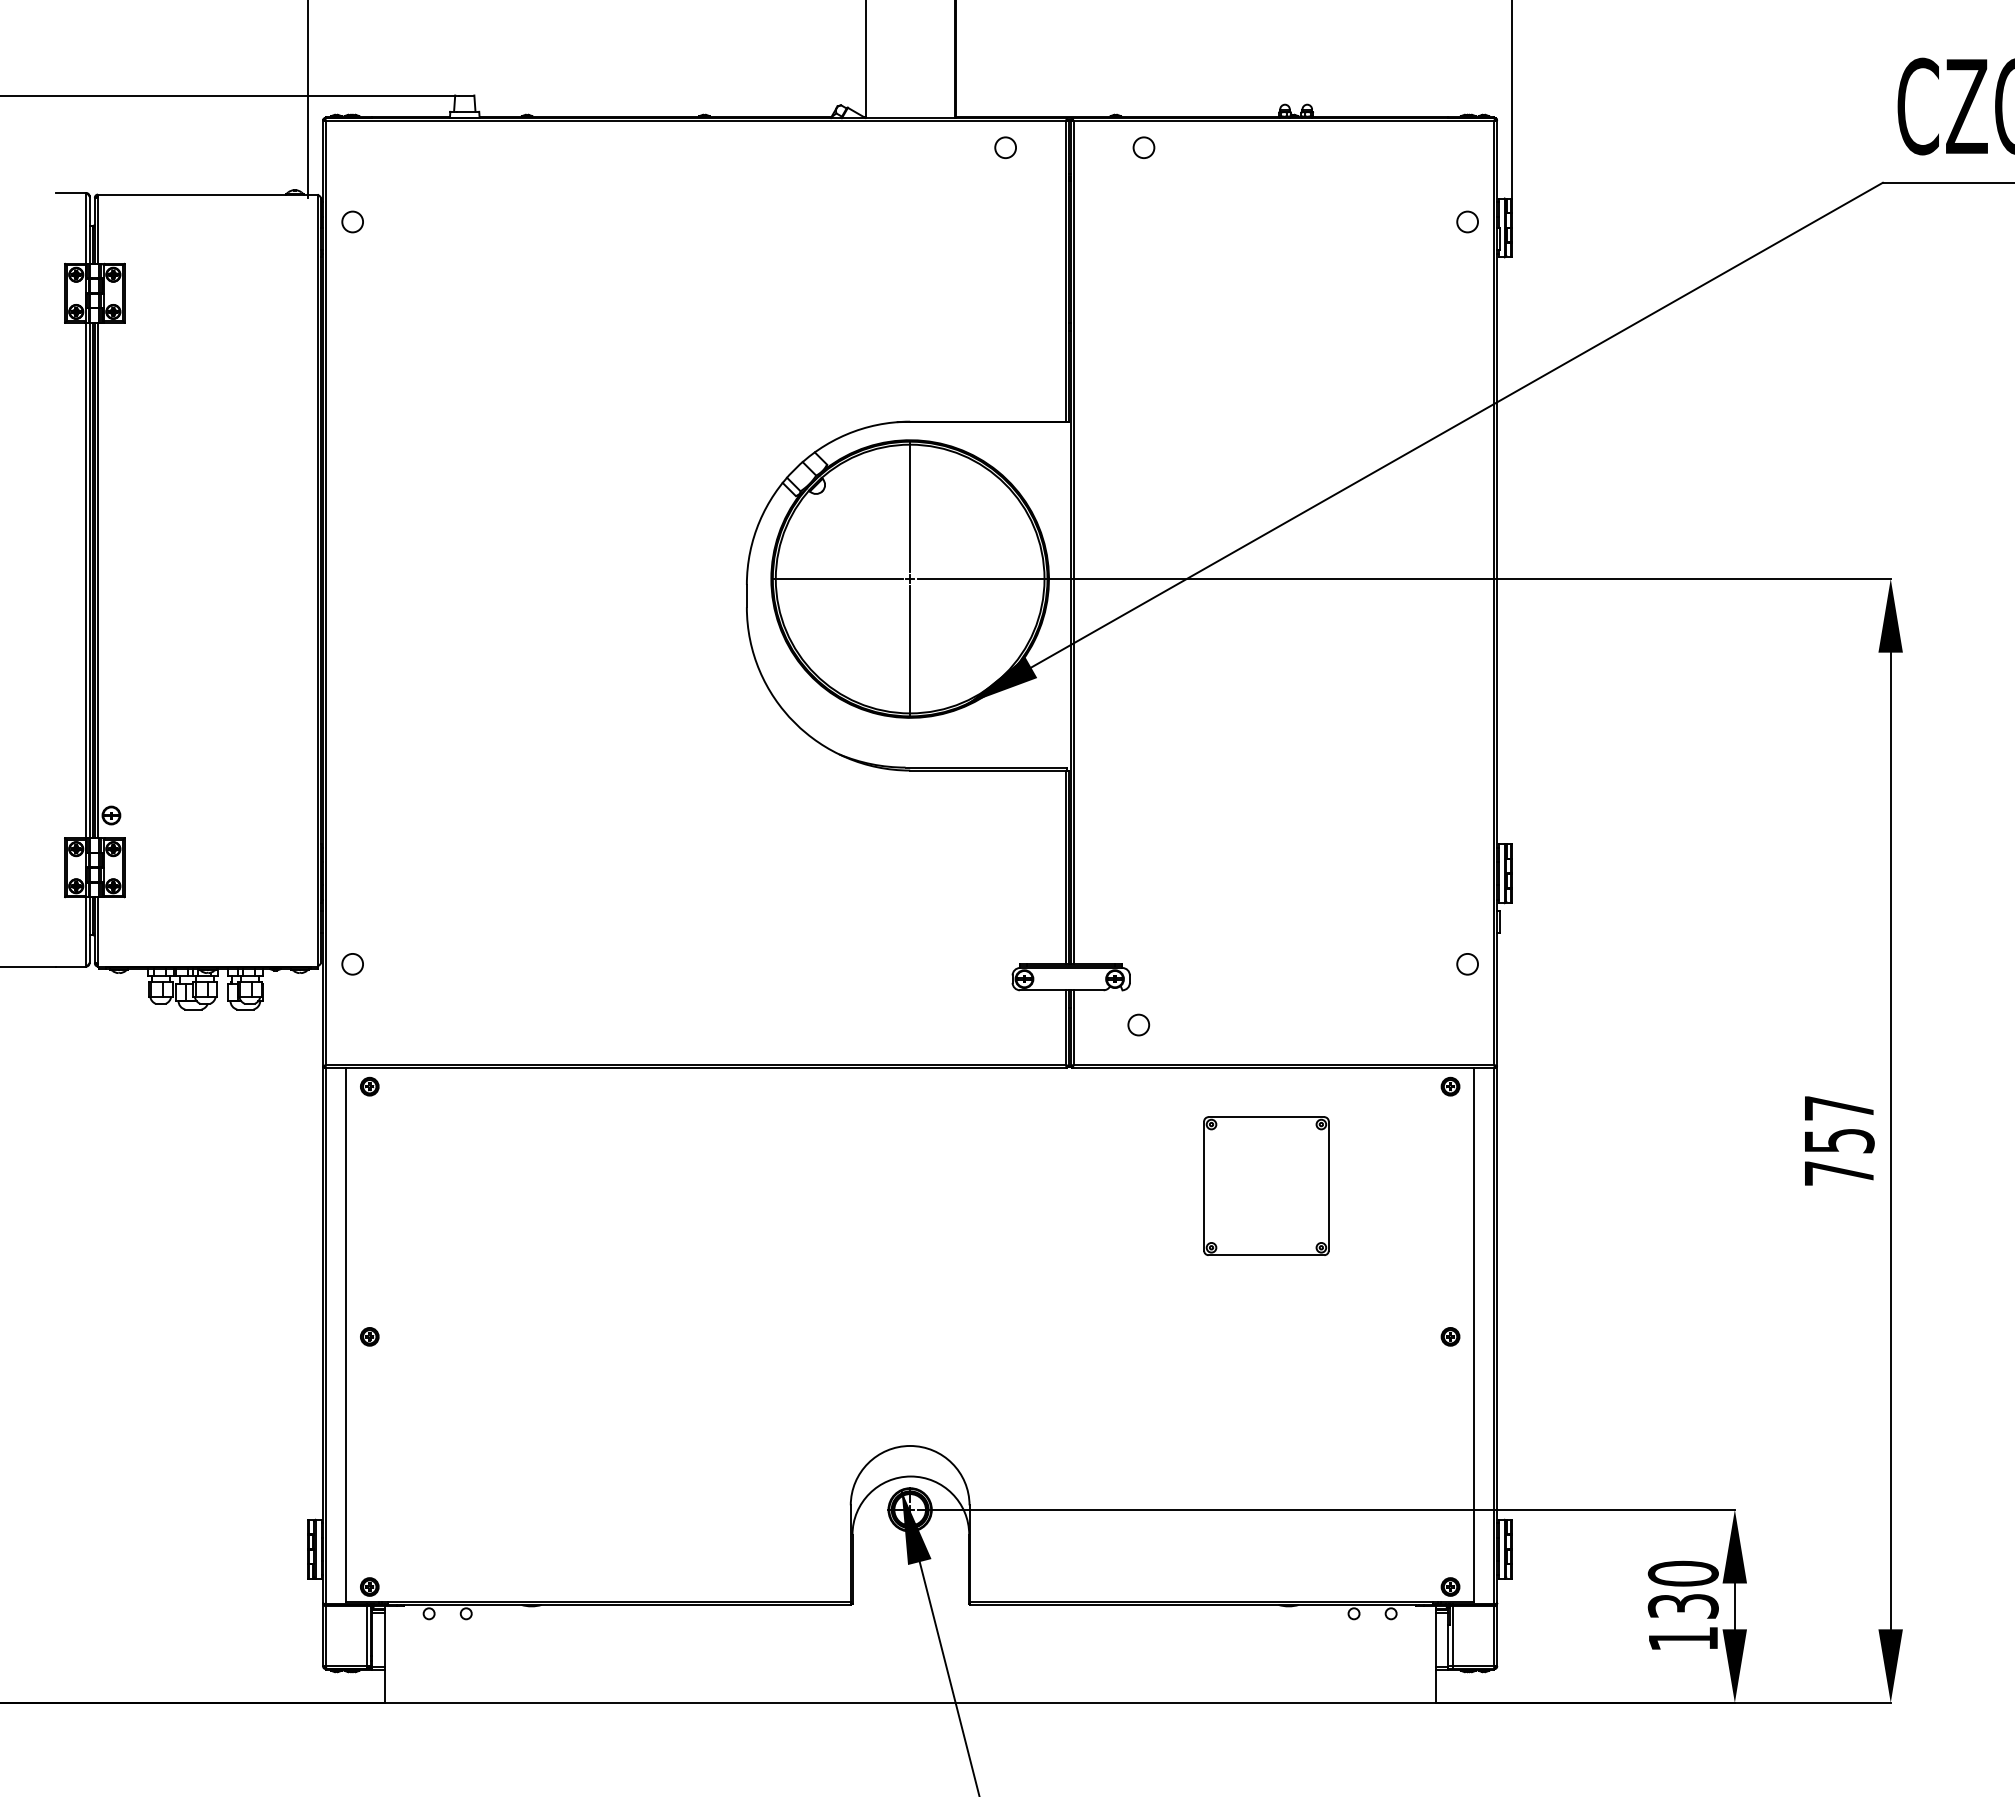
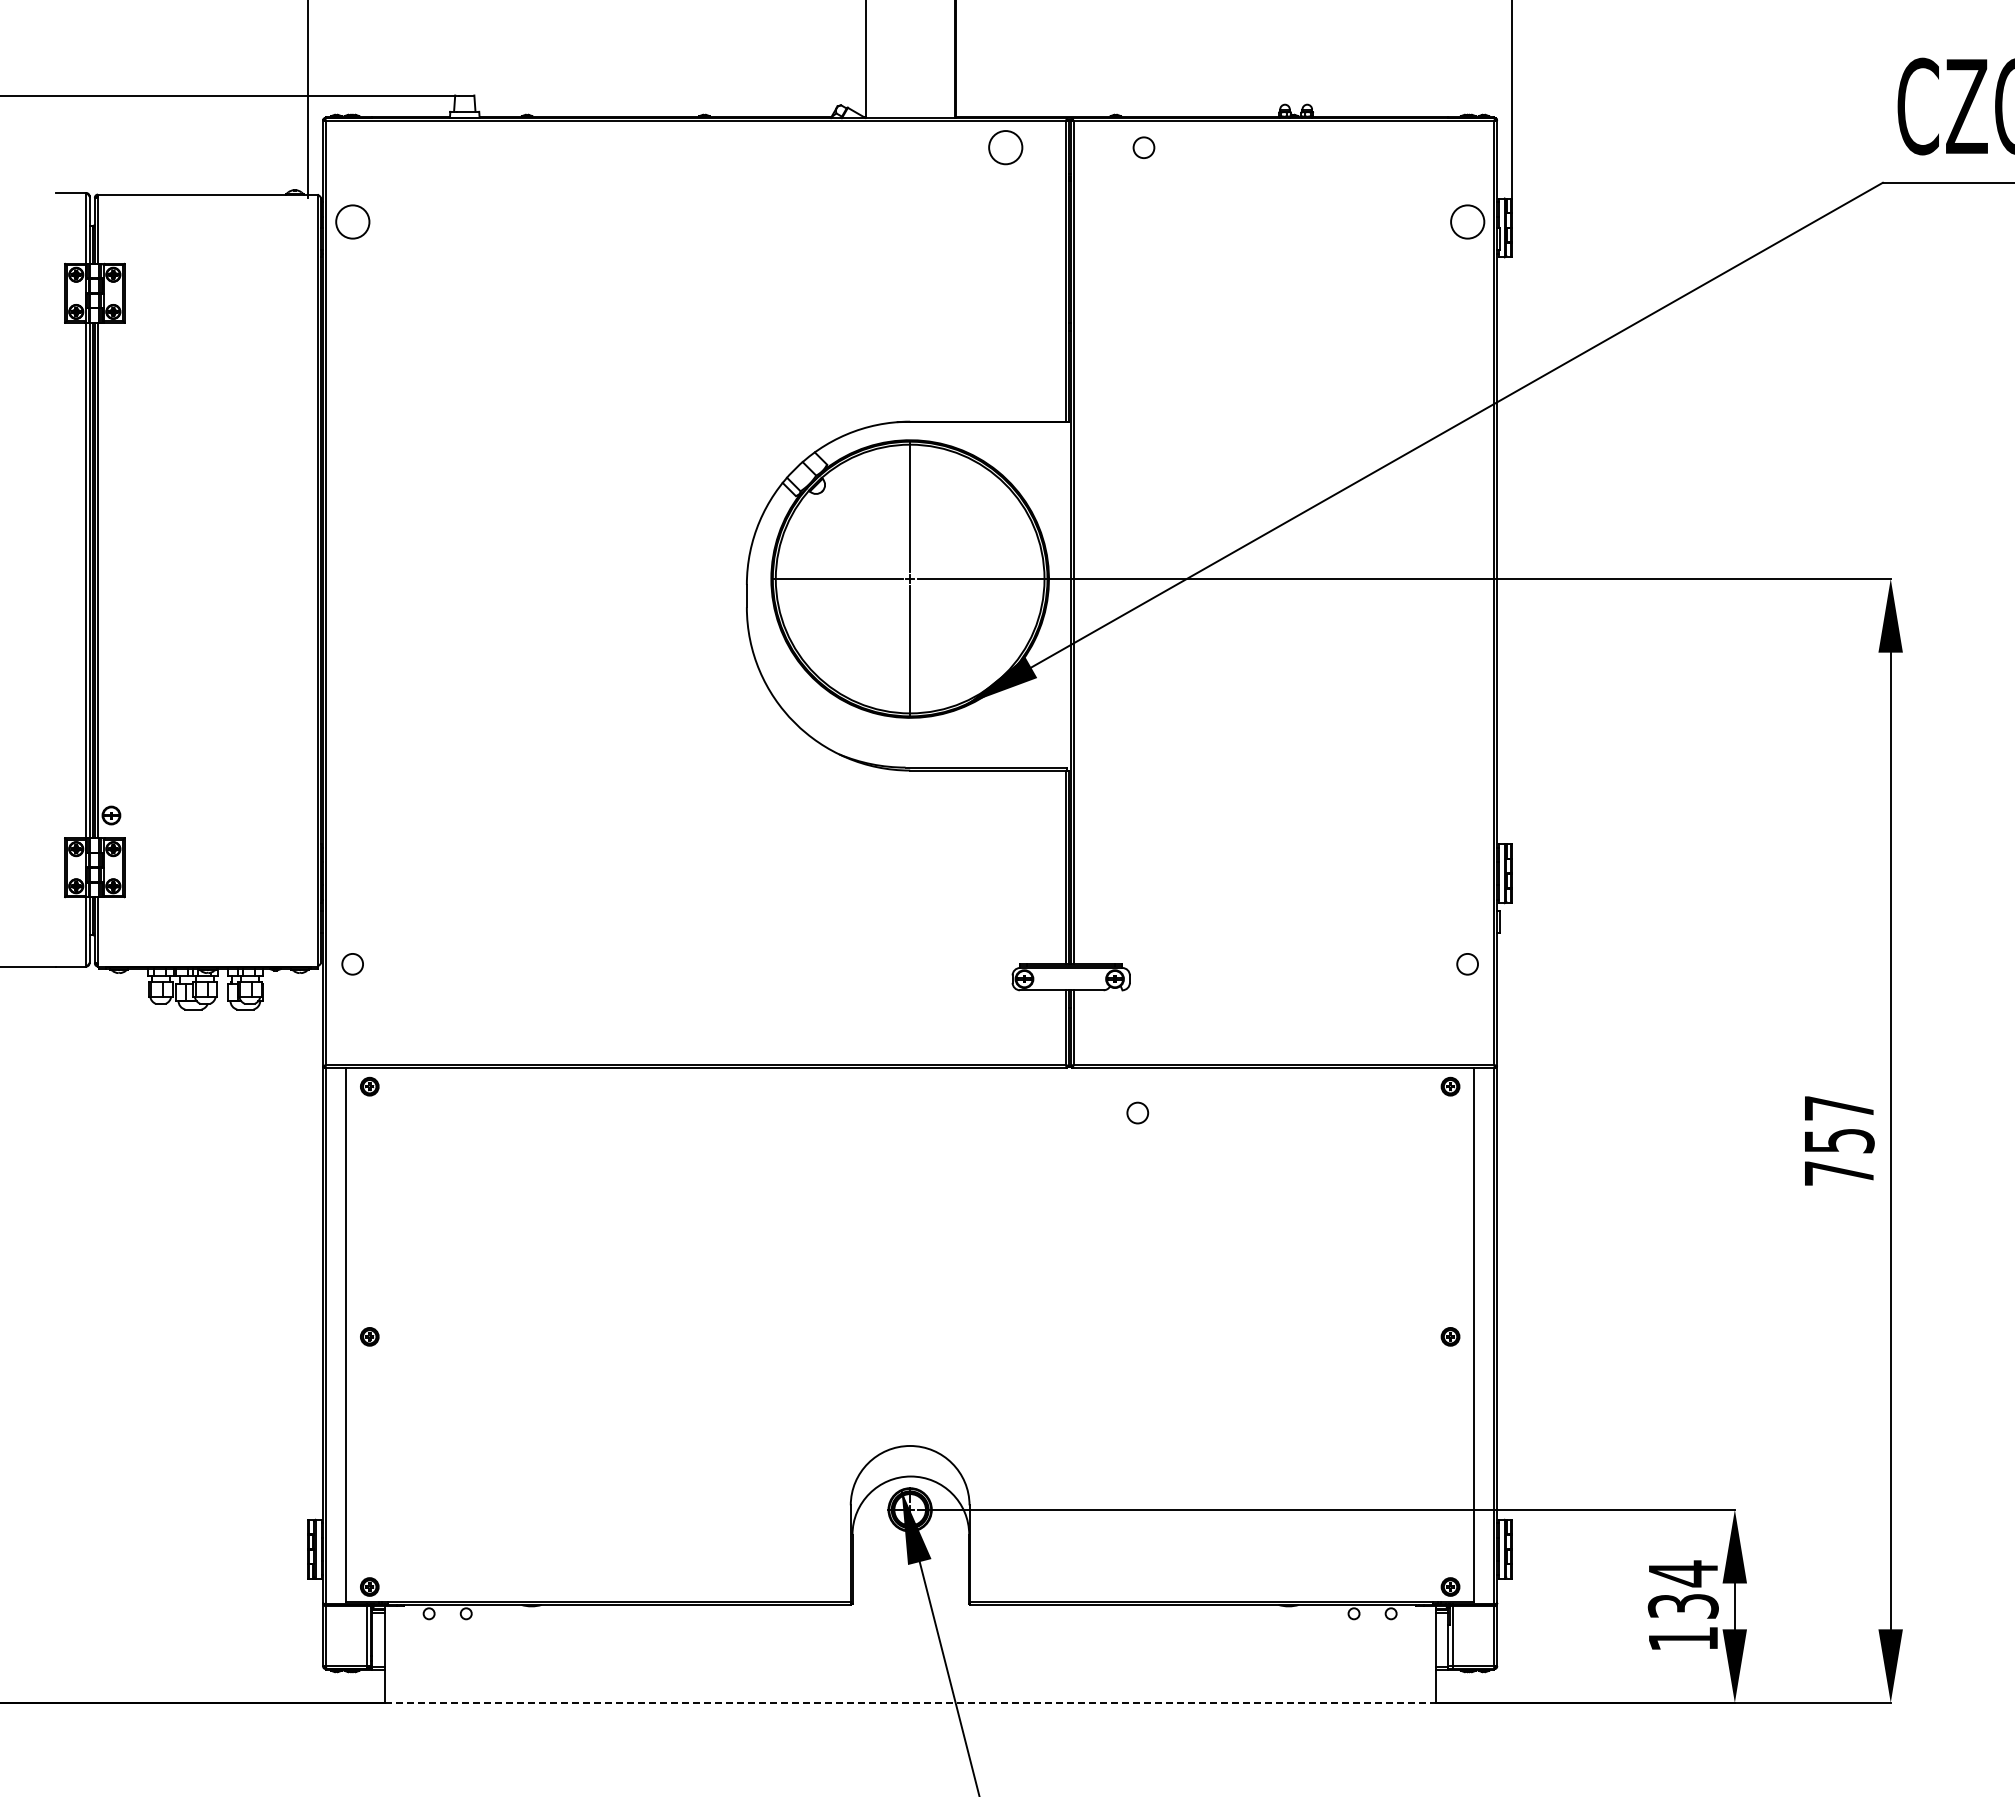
circle size: 23x24 px -> 36x36 px (1005, 147)
circle size: 23x24 px -> 36x36 px (352, 221)
circle size: 23x24 px -> 36x36 px (1467, 221)
circle position: (1138, 1024) -> (1137, 1112) (1137, 1112)
part: present -> none (1266, 1185)
text: 130 -> 134 (1682, 1573)
line: solid -> dashed (910, 1702)
